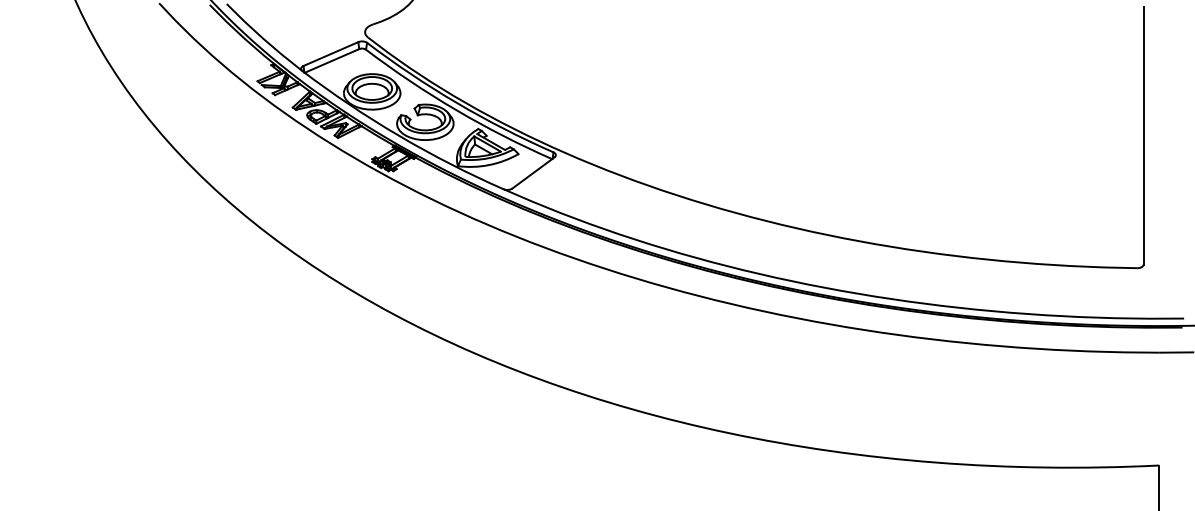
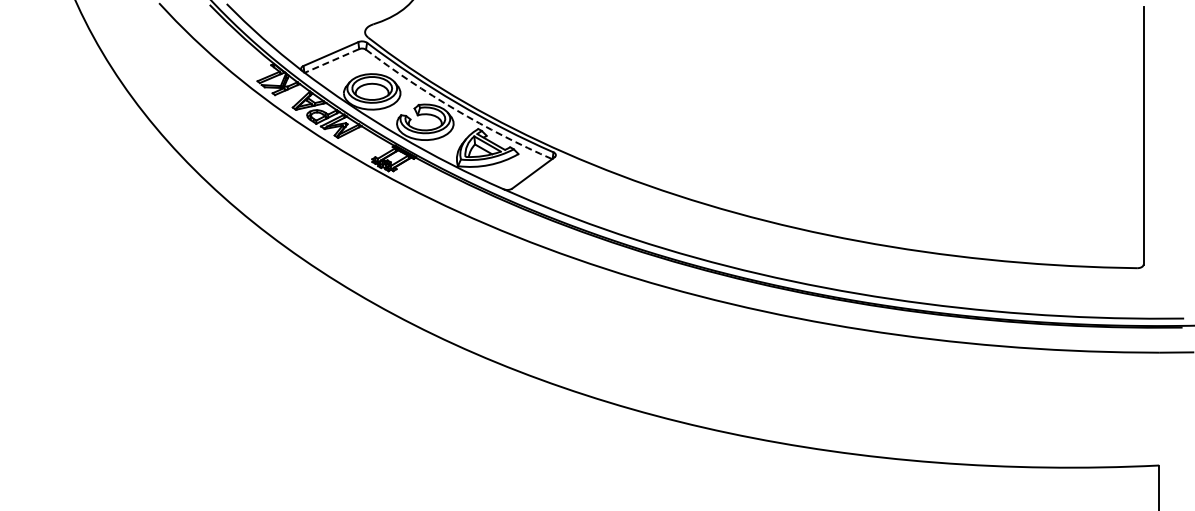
line: solid -> dashed (331, 60)
arc: solid -> dashed (456, 110)
